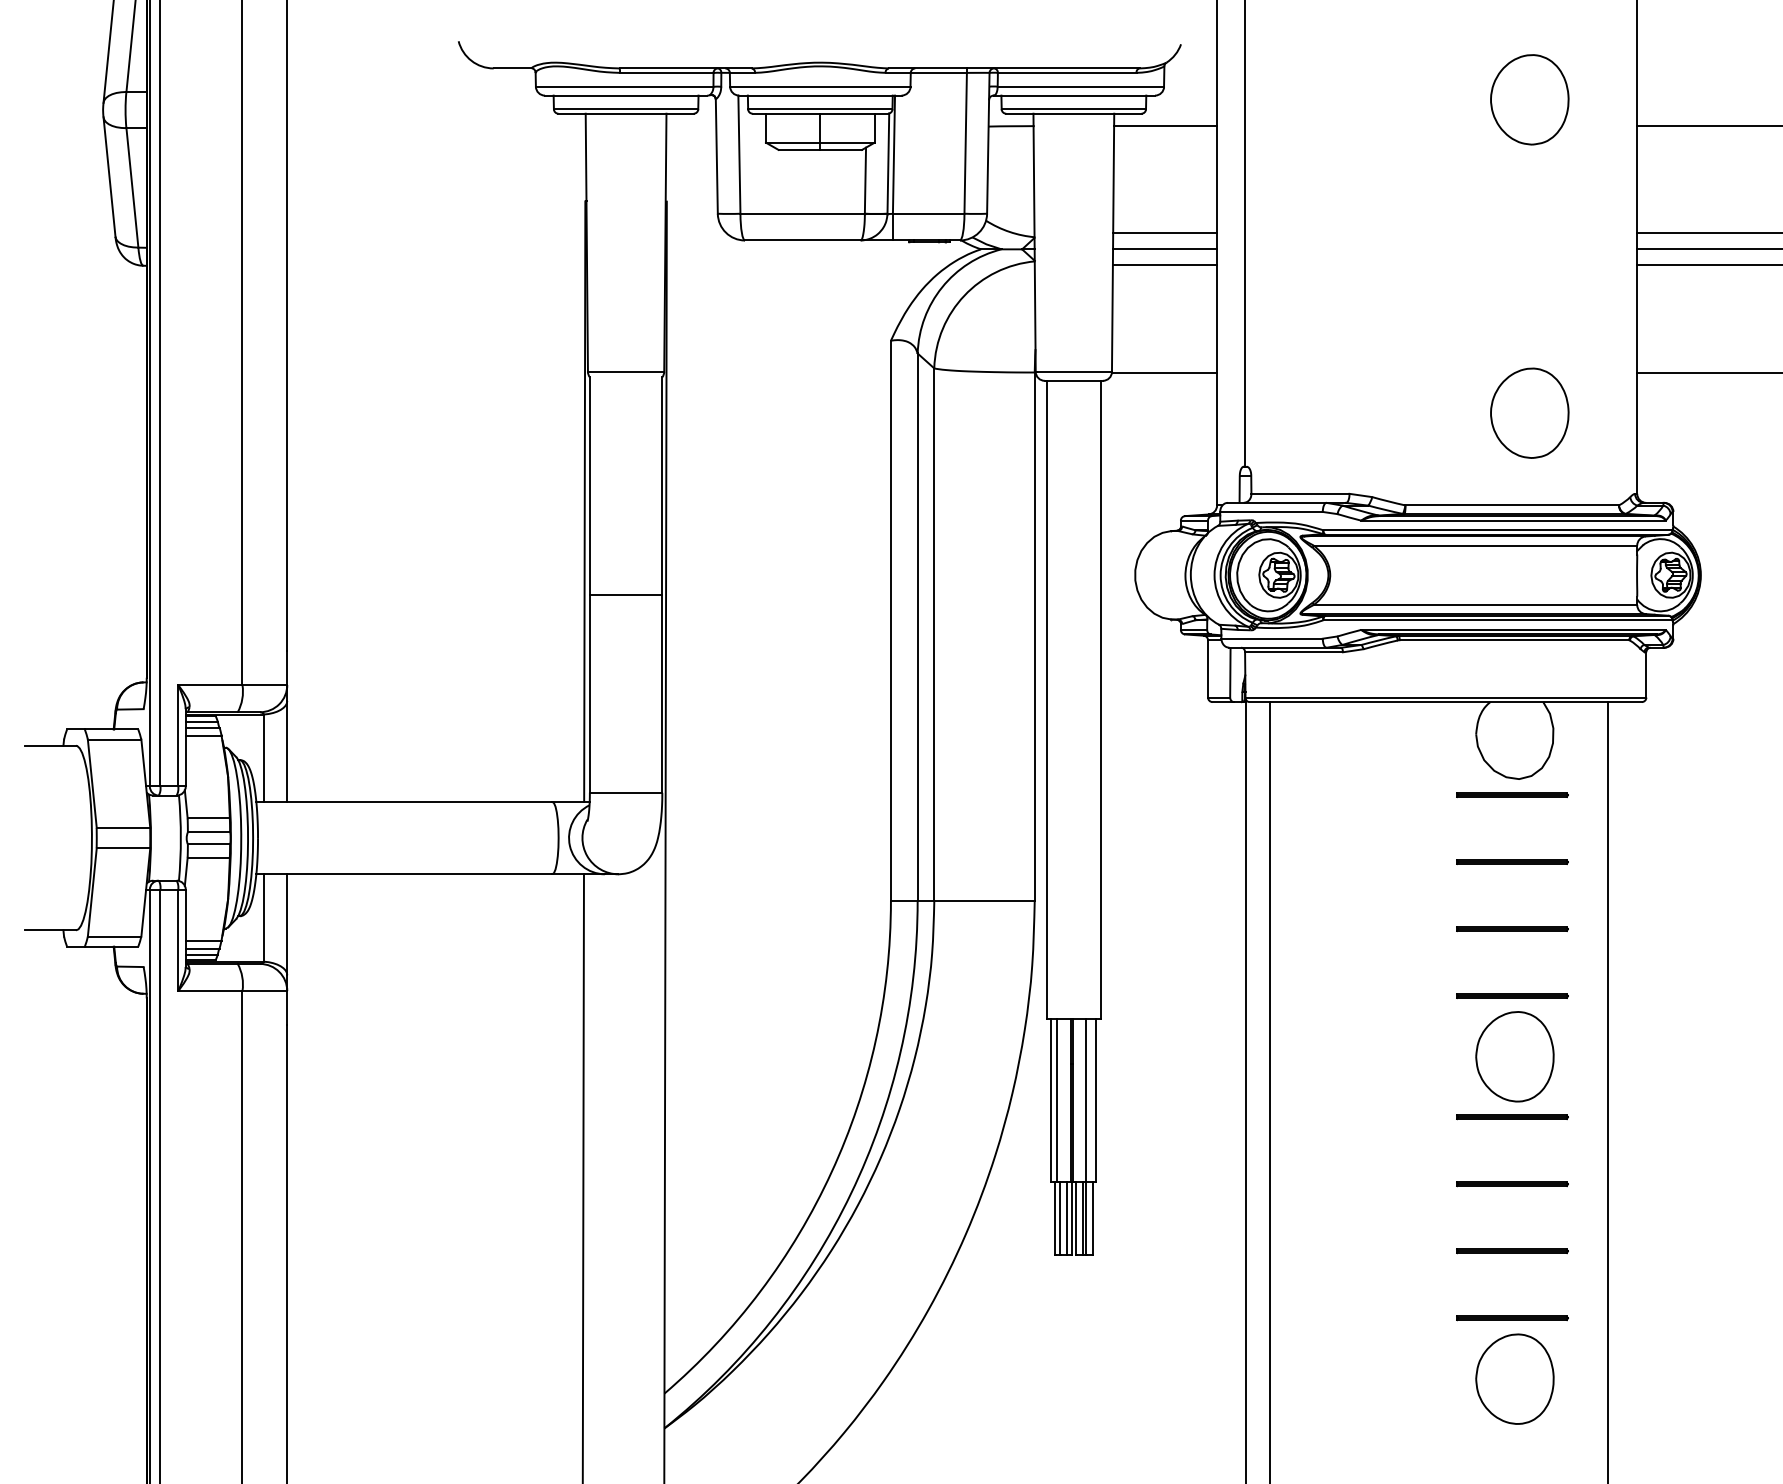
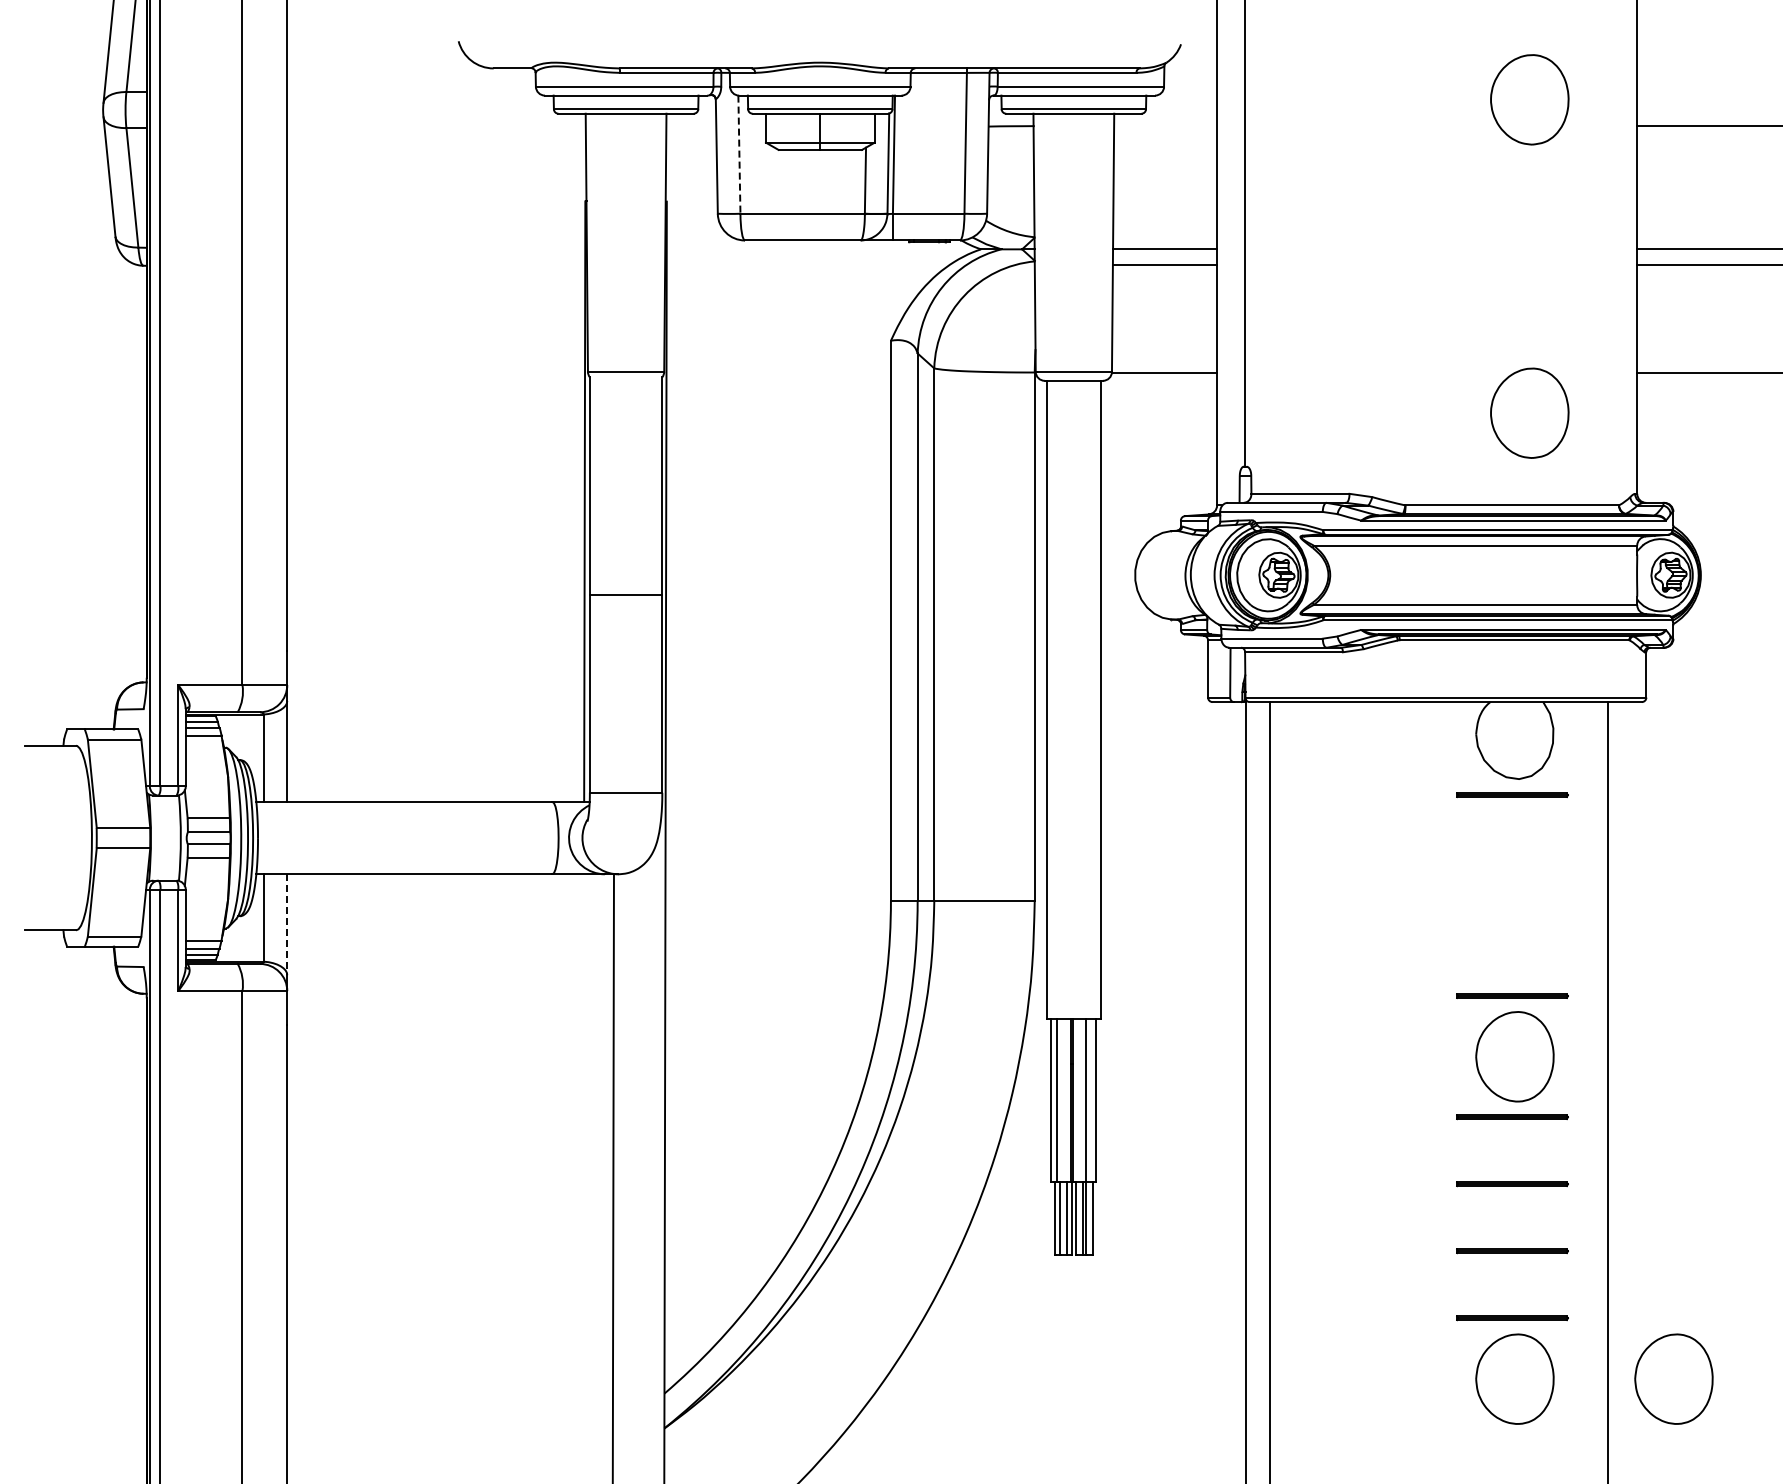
line: present -> none (1165, 126)
line: solid -> dashed (739, 155)
line: present -> none (1165, 233)
line: present -> none (1708, 233)
part: present -> none (1512, 861)
line: solid -> dashed (287, 925)
part: present -> none (1512, 928)
line position: (582, 1177) -> (612, 1177) (612, 1177)
part: none -> present (1673, 1378)
